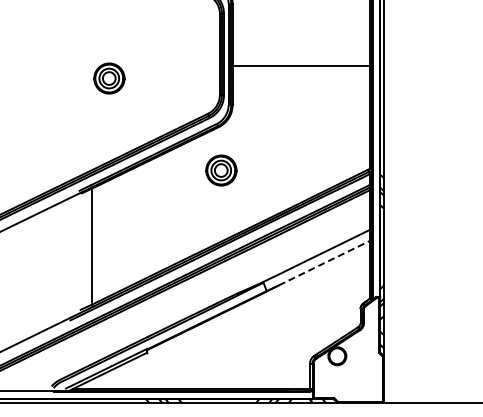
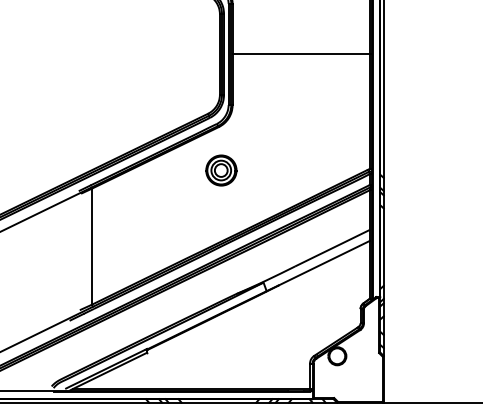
line position: (302, 66) -> (302, 54) (302, 54)
part: present -> none (109, 78)
line: dashed -> solid (324, 263)
